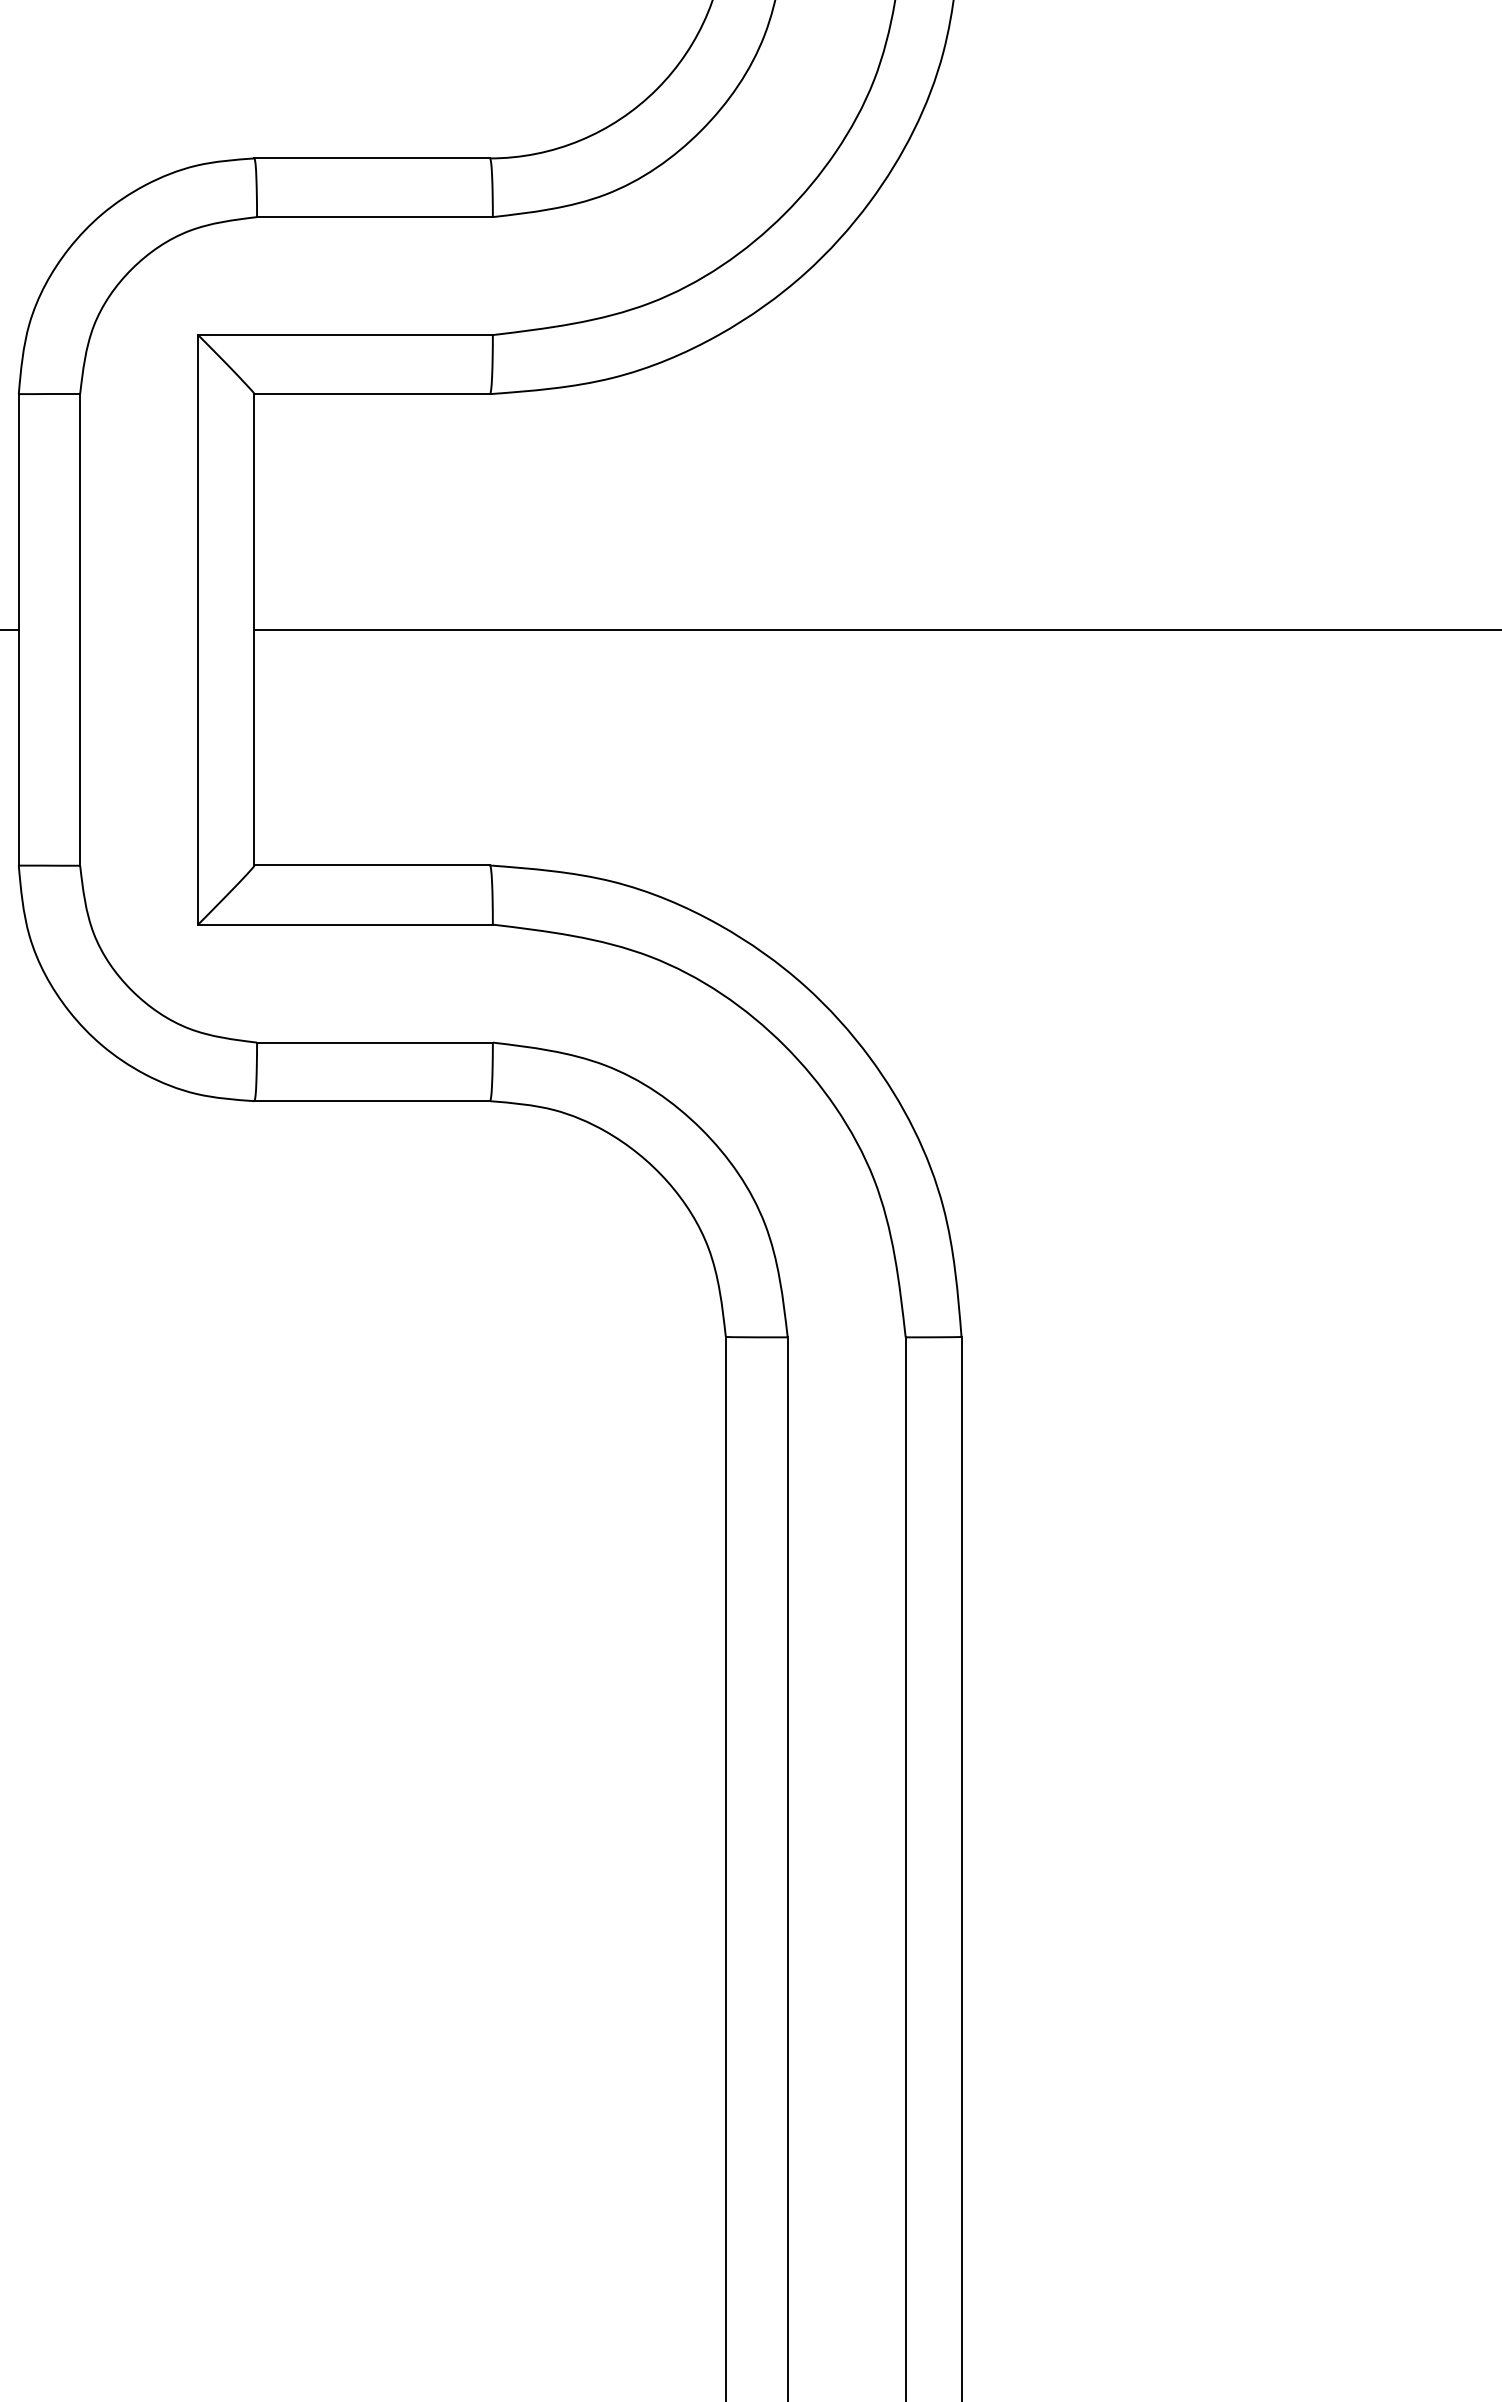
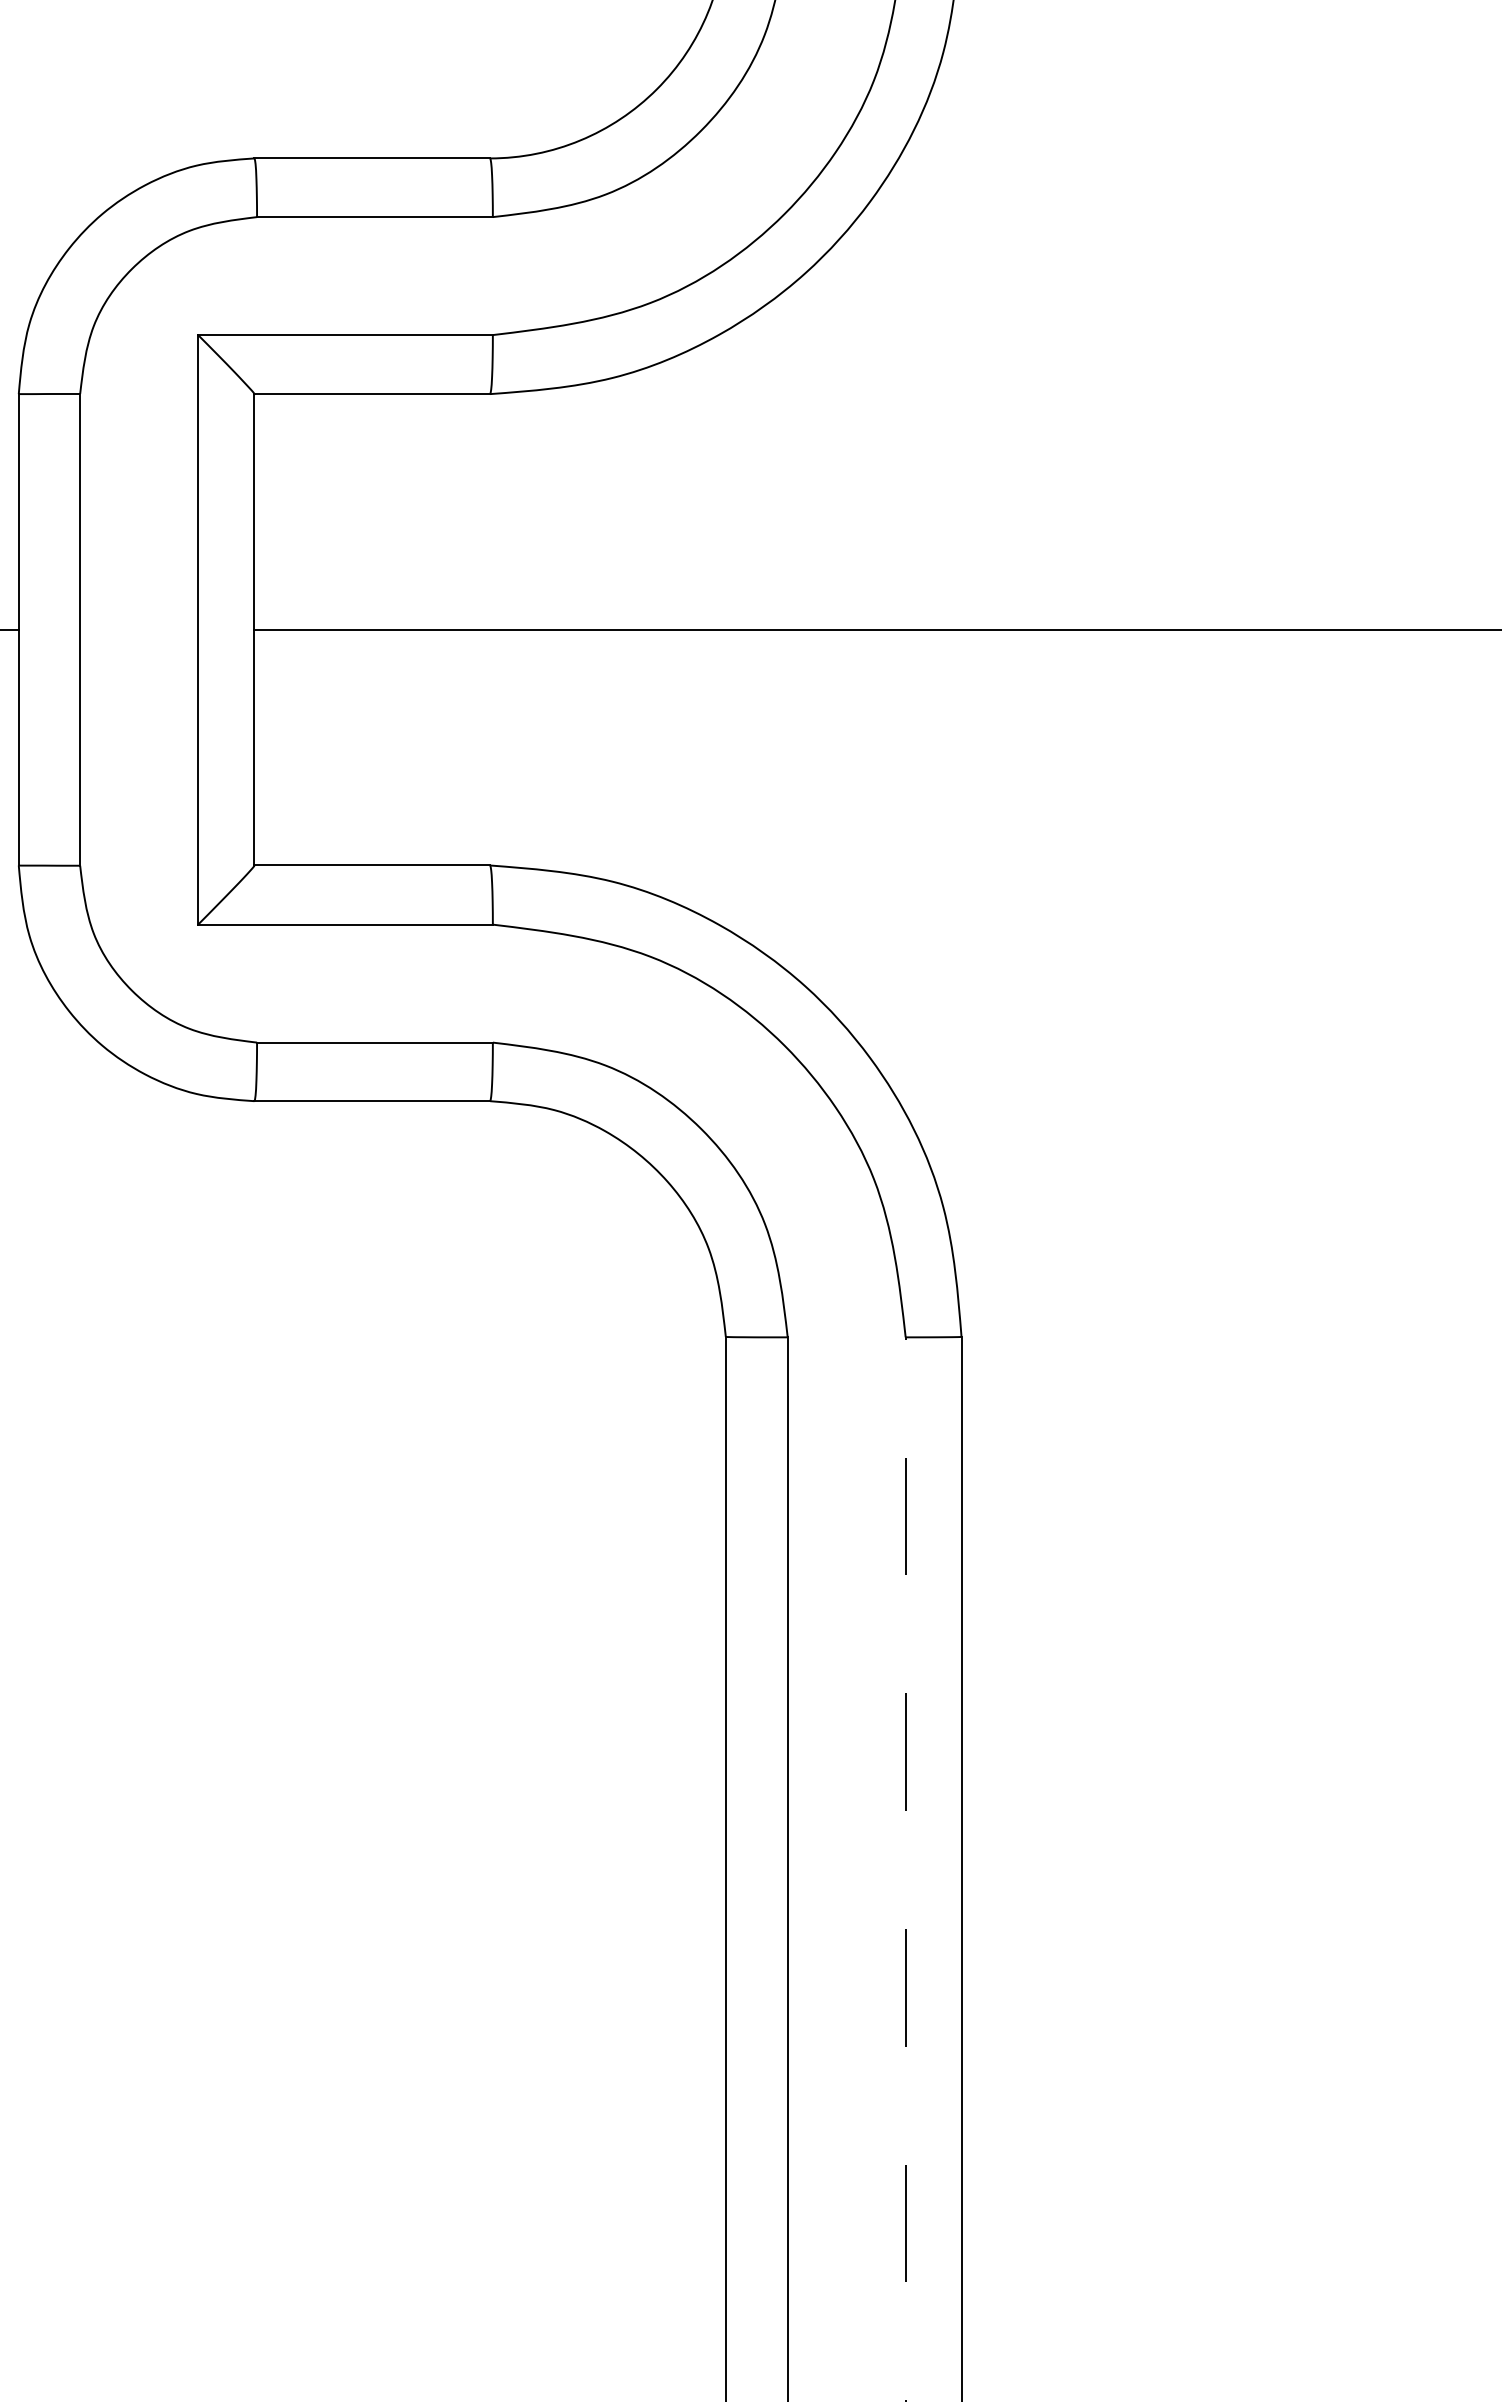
line: solid -> dashed (905, 1869)
